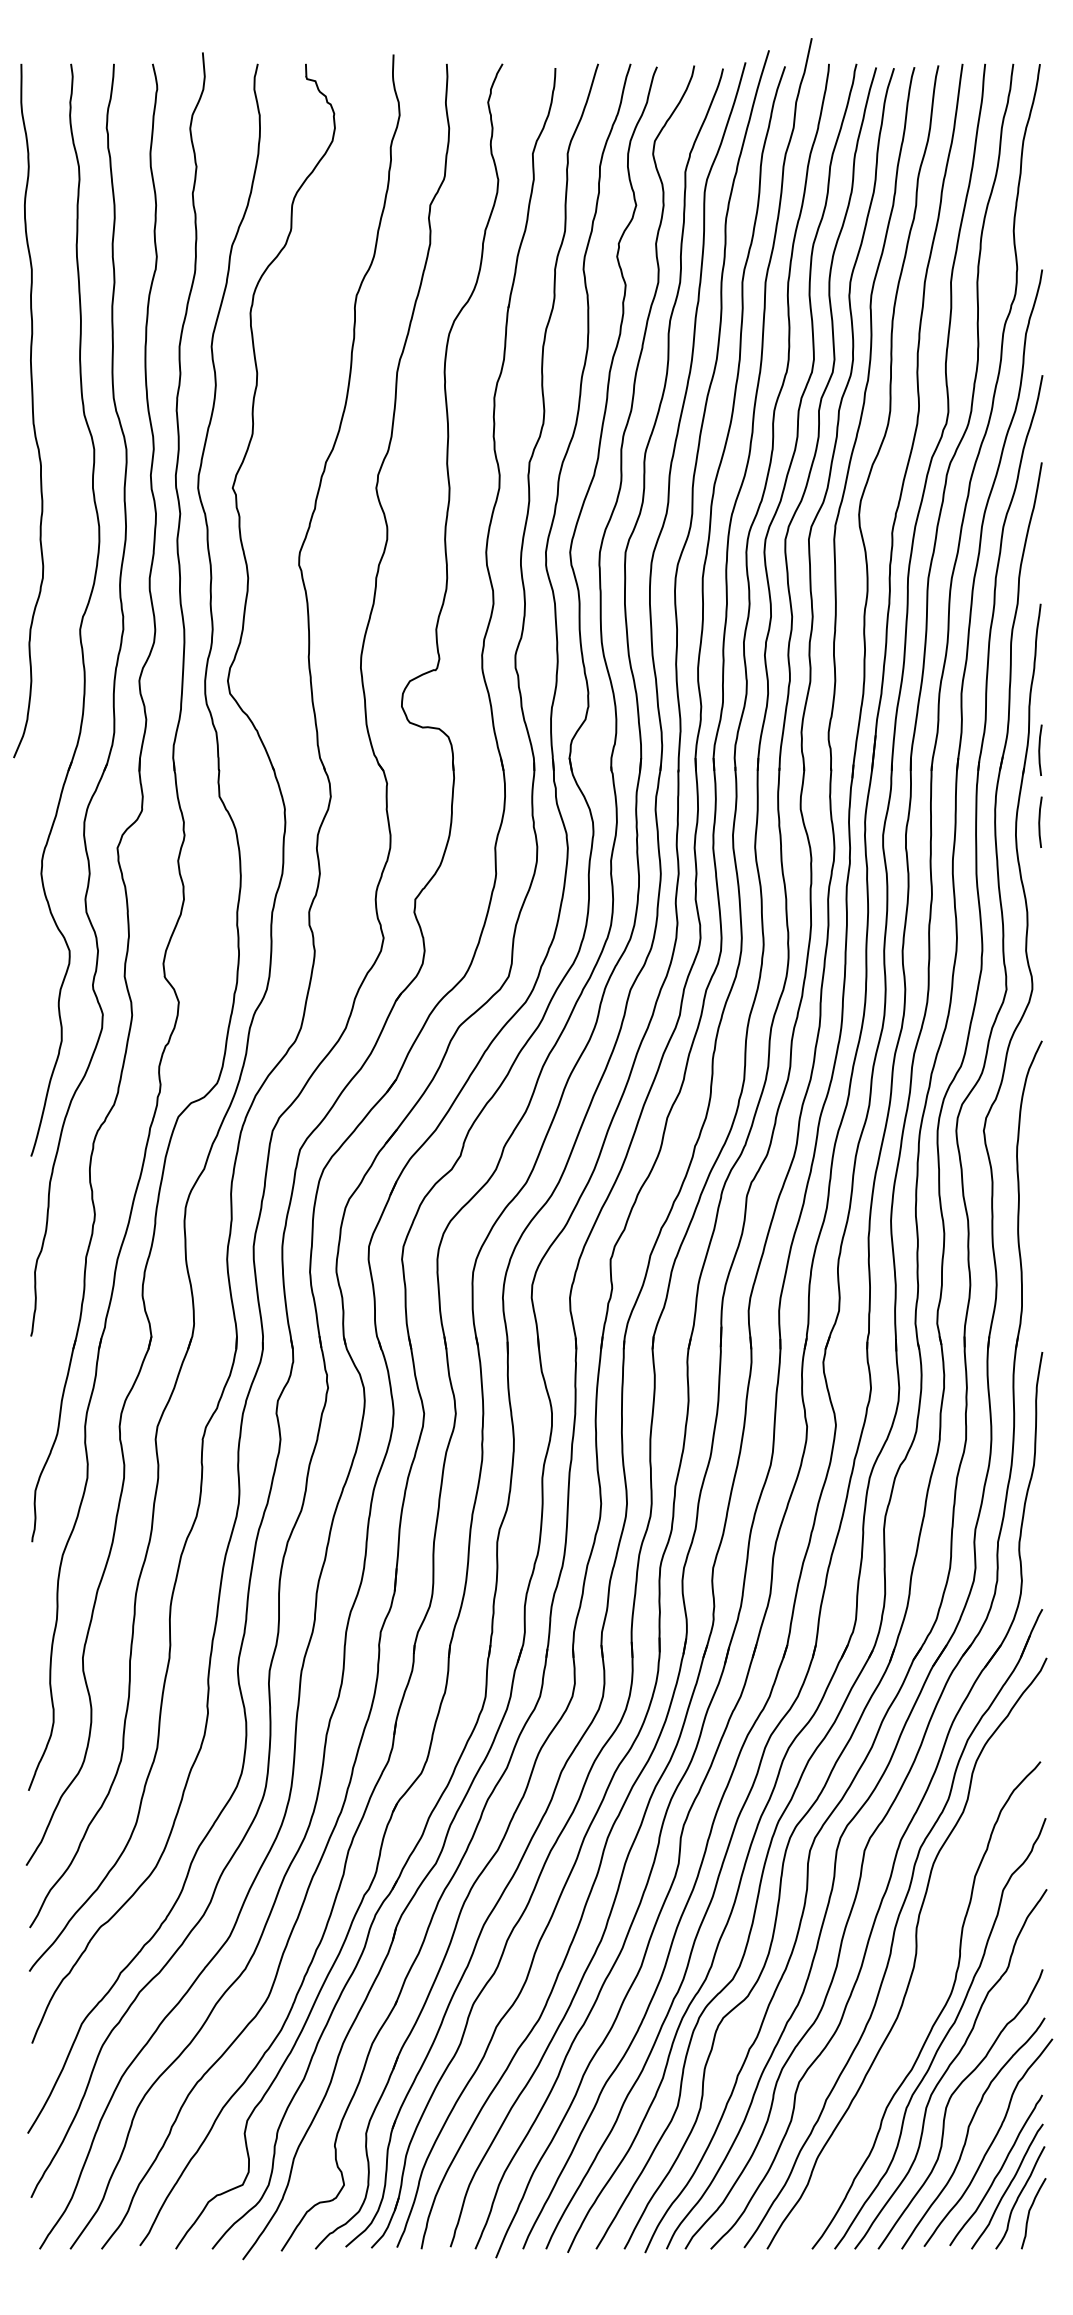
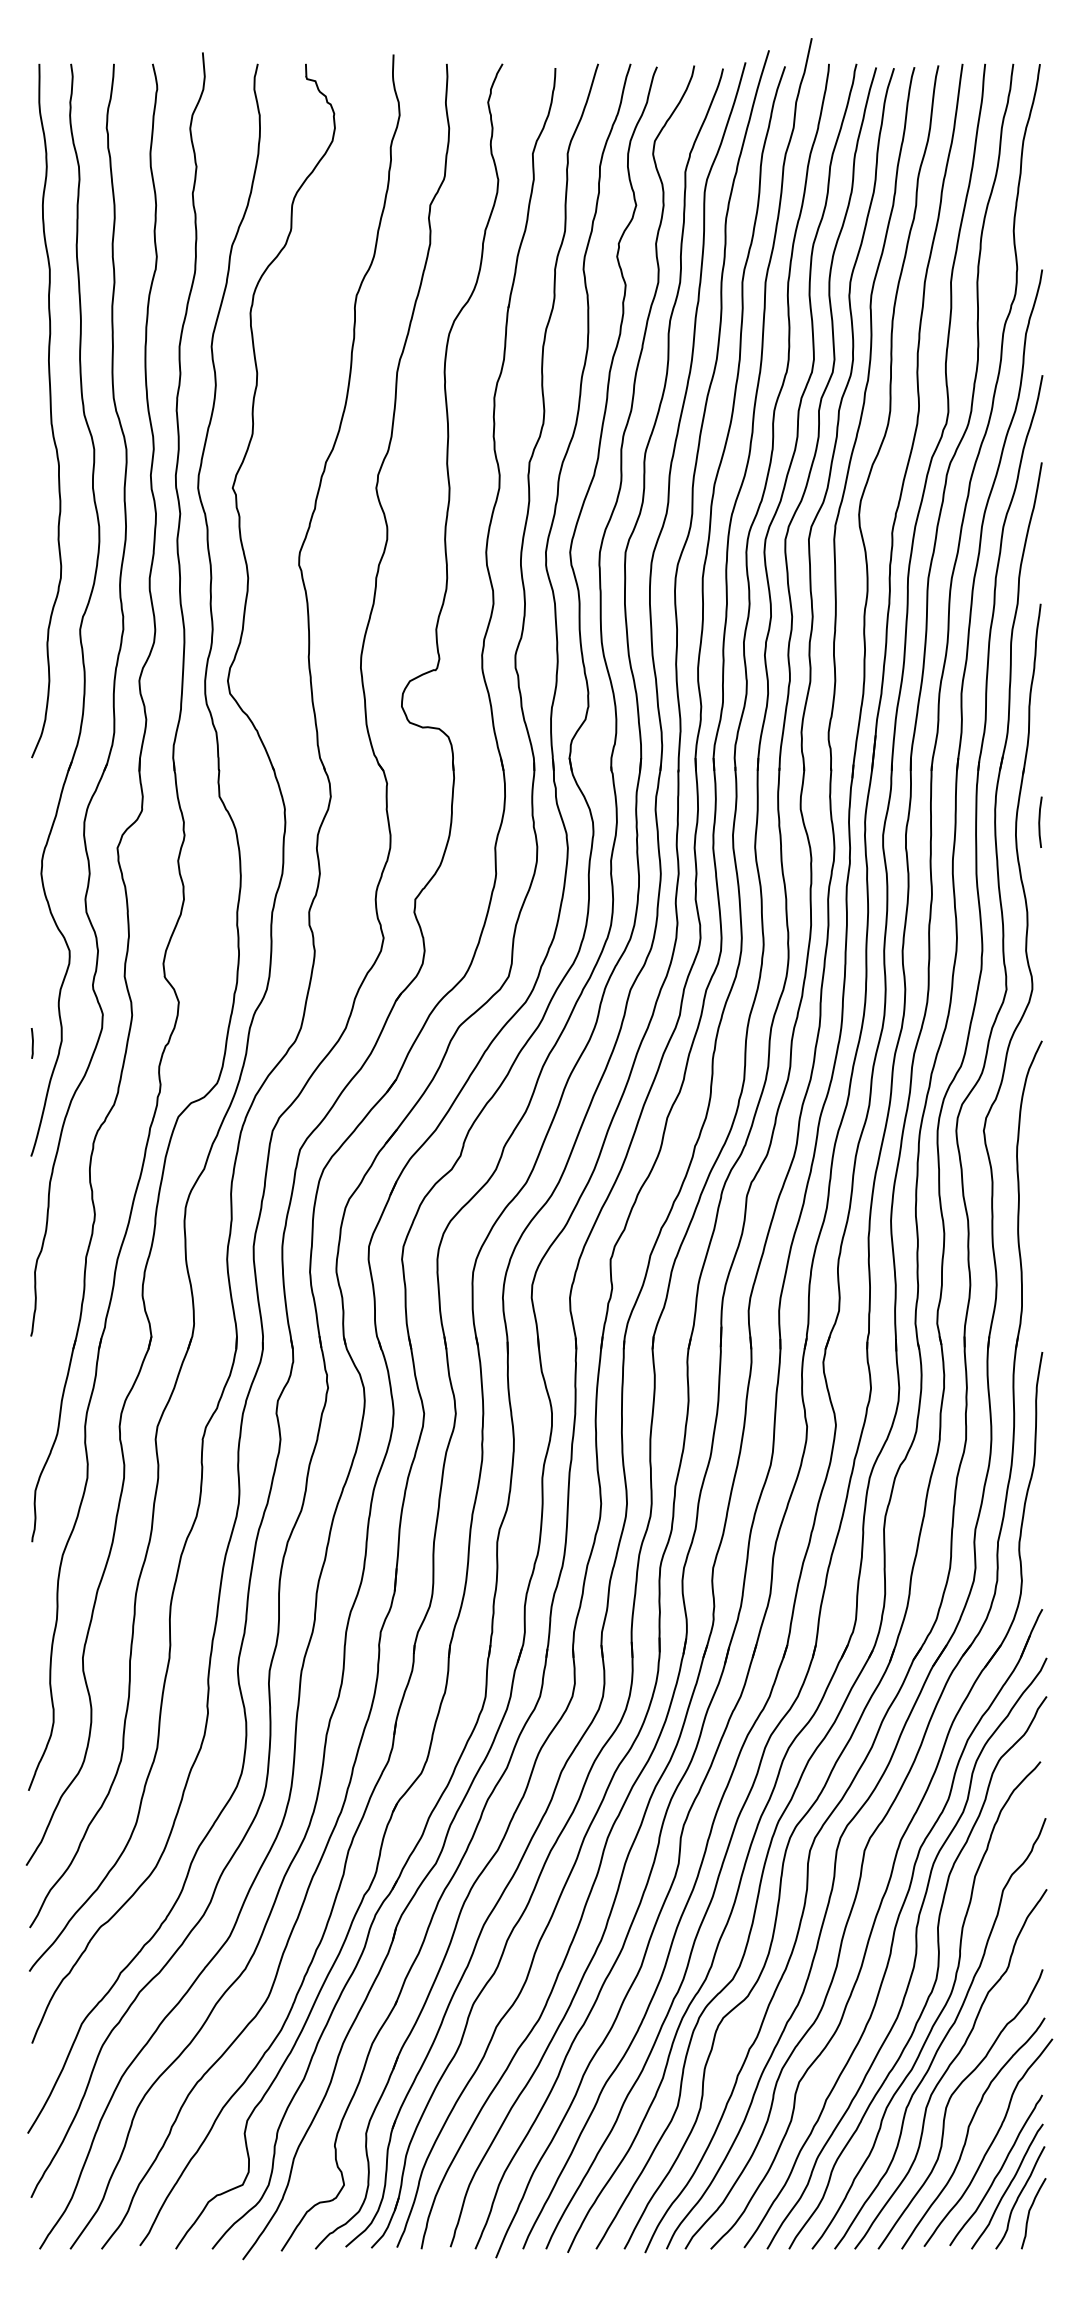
curve position: (32, 410) -> (50, 410) (50, 410)
line: present -> none (1040, 749)
line: none -> present (32, 1043)
curve: none -> present (935, 1976)
